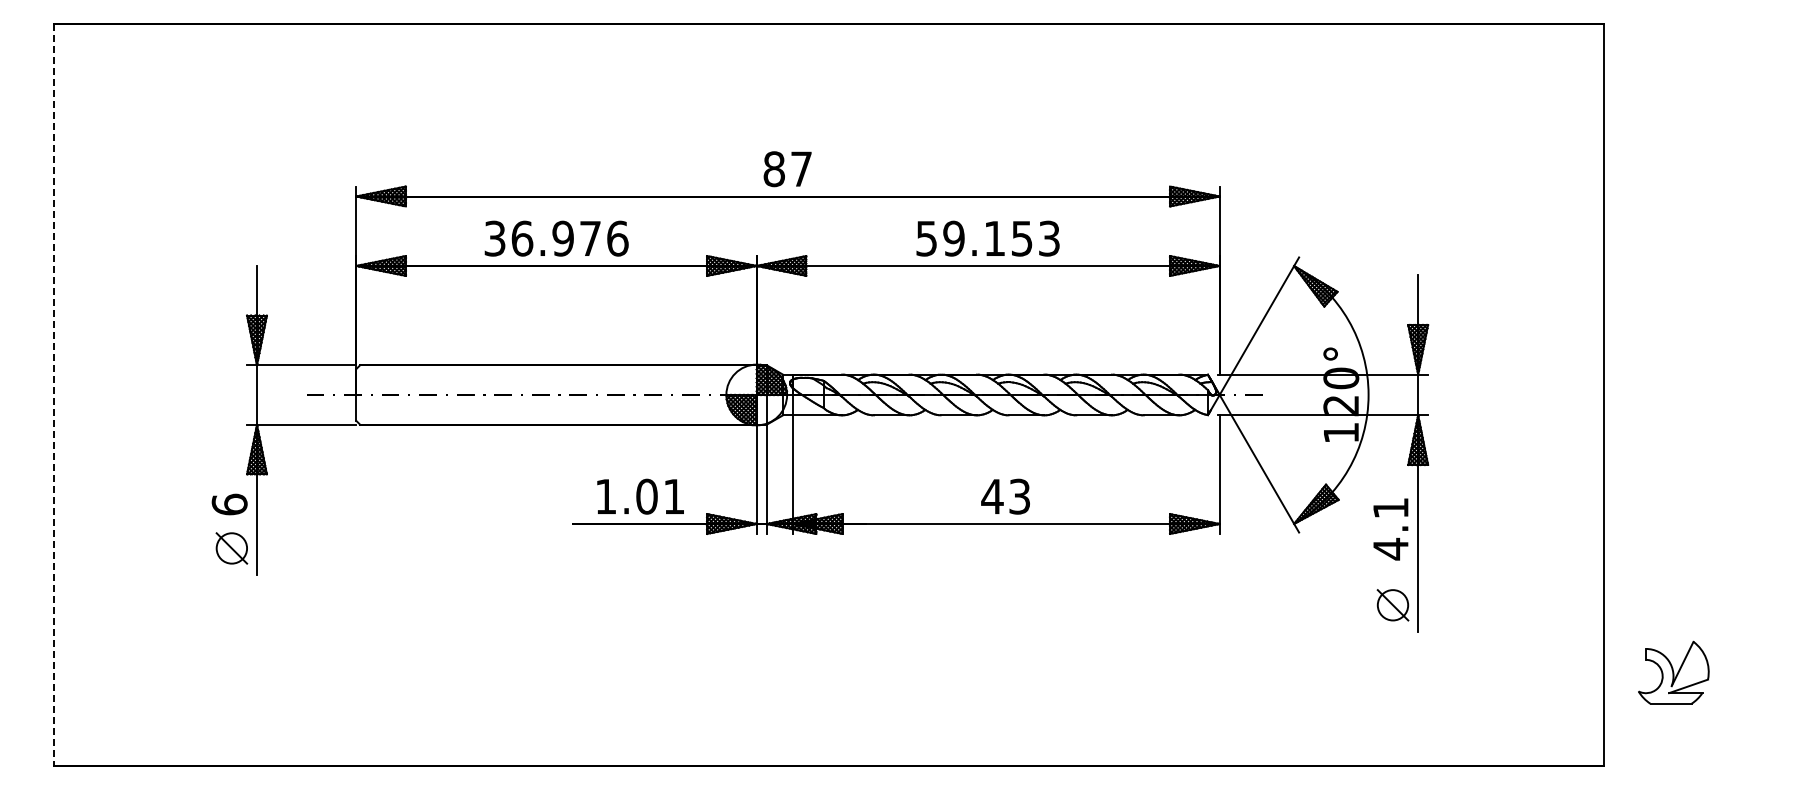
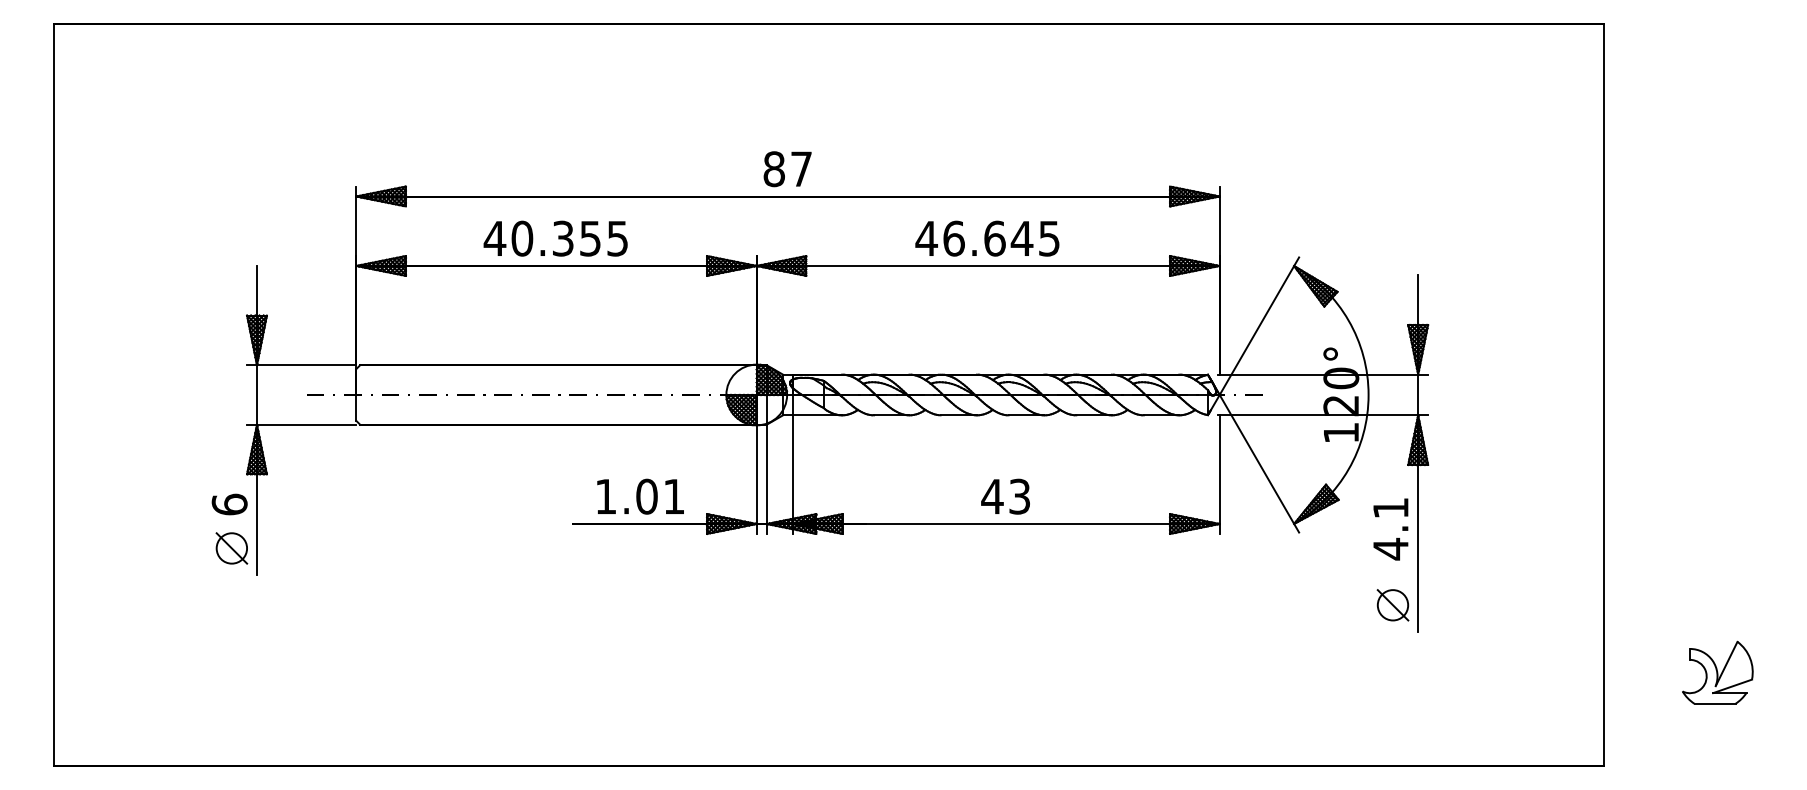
text: 36.976 -> 40.355 (555, 238)
text: 59.153 -> 46.645 (987, 238)
line: dashed -> solid (54, 395)
part position: (1673, 672) -> (1717, 672) (1717, 672)
